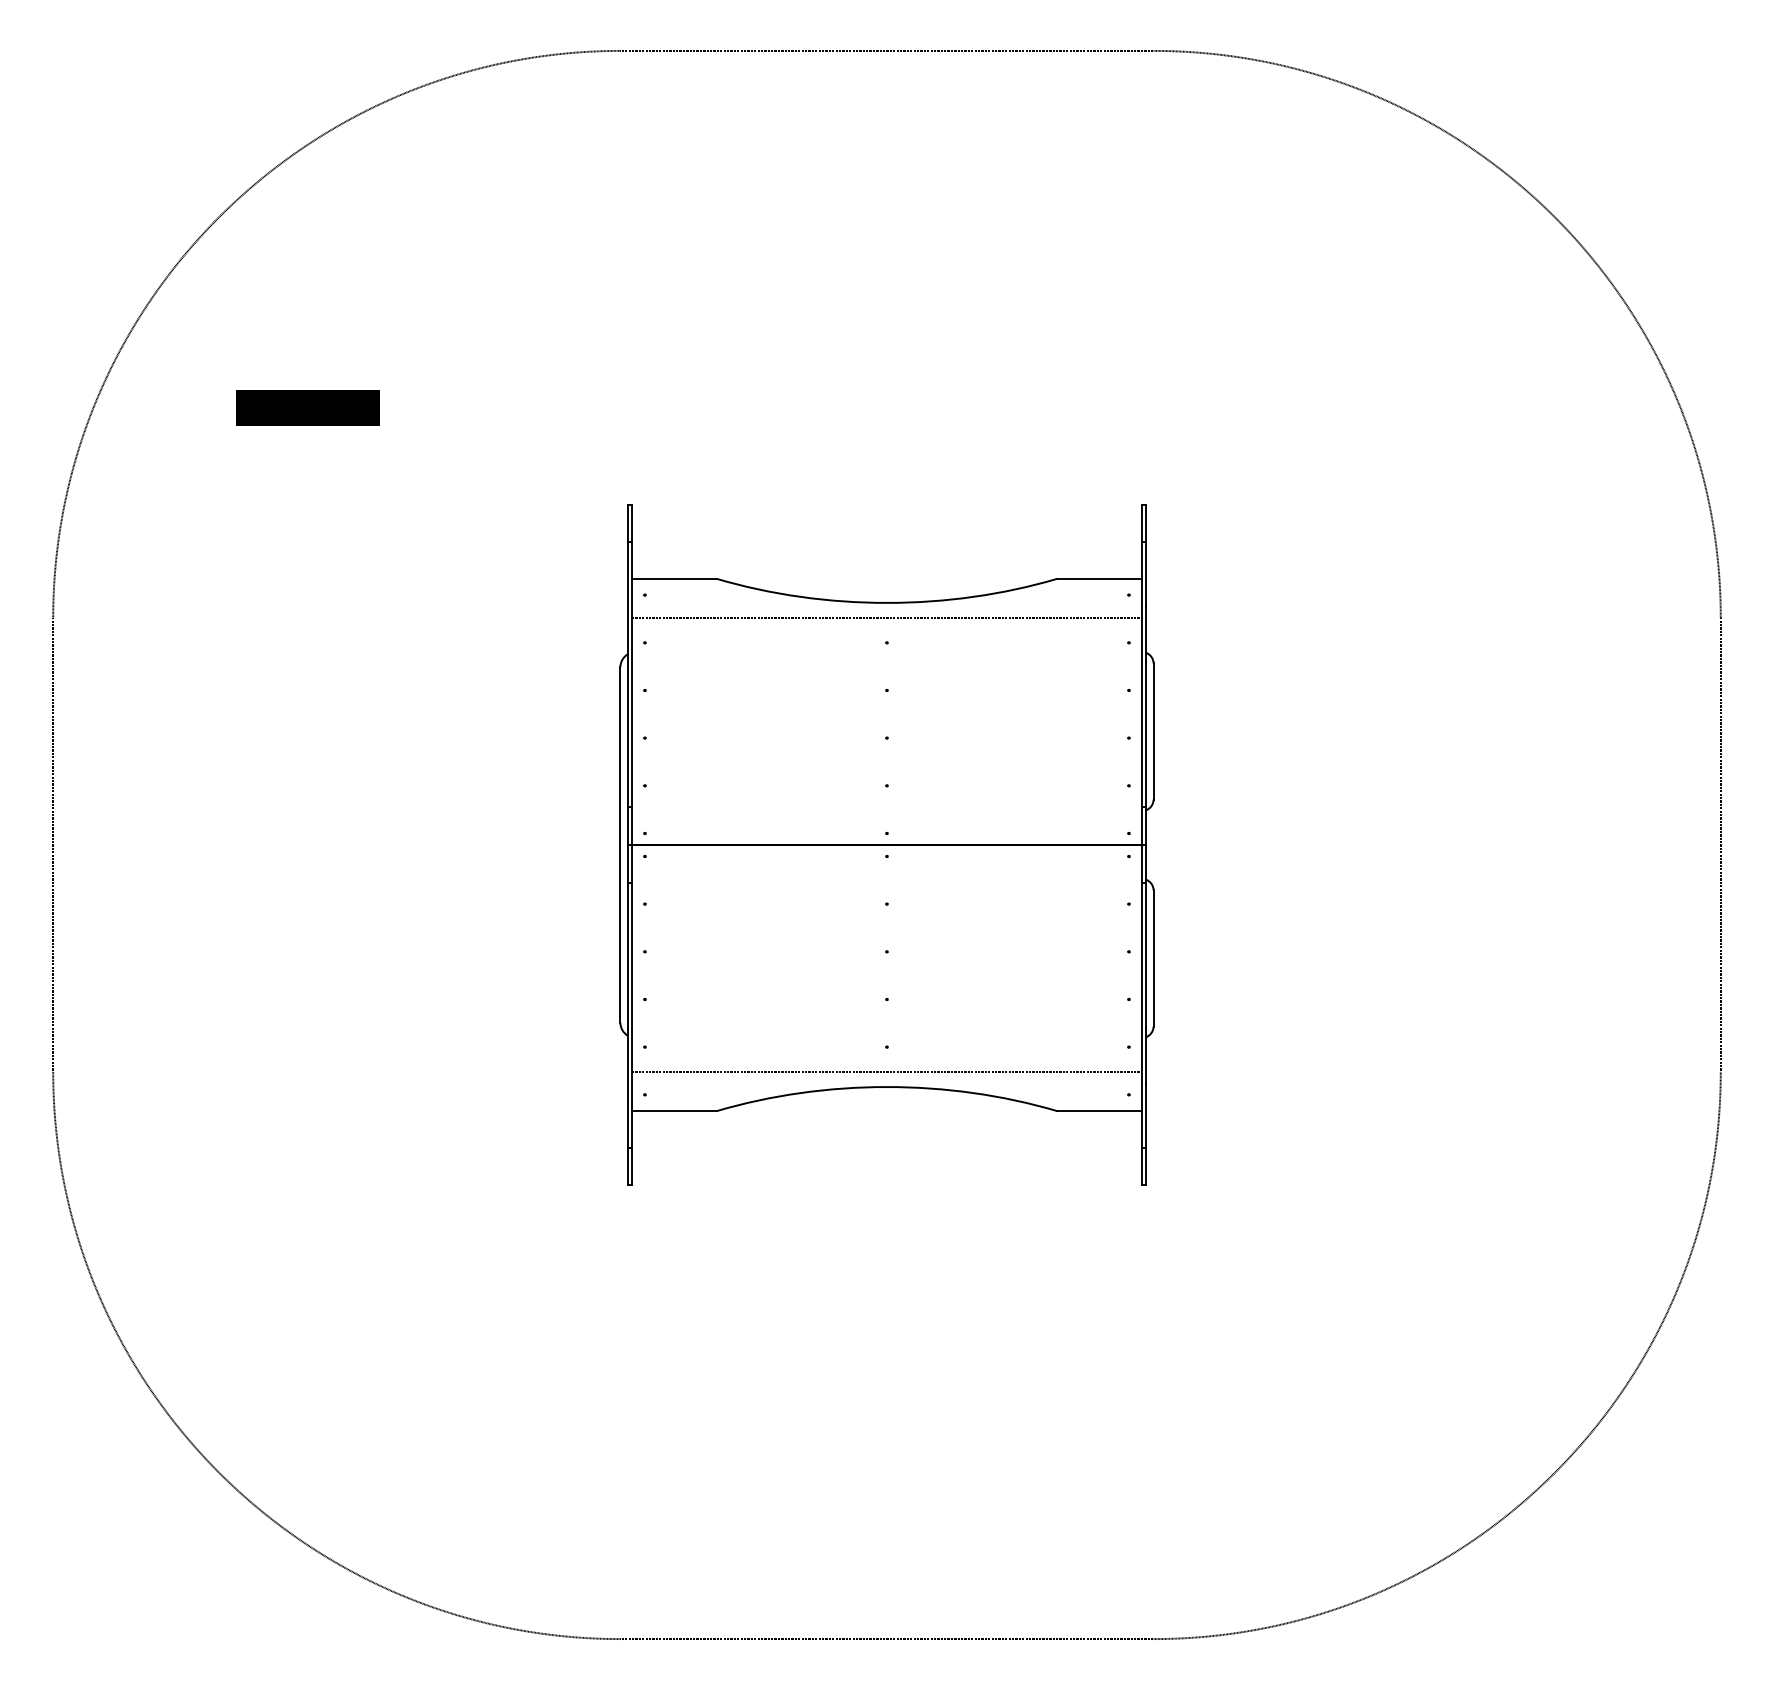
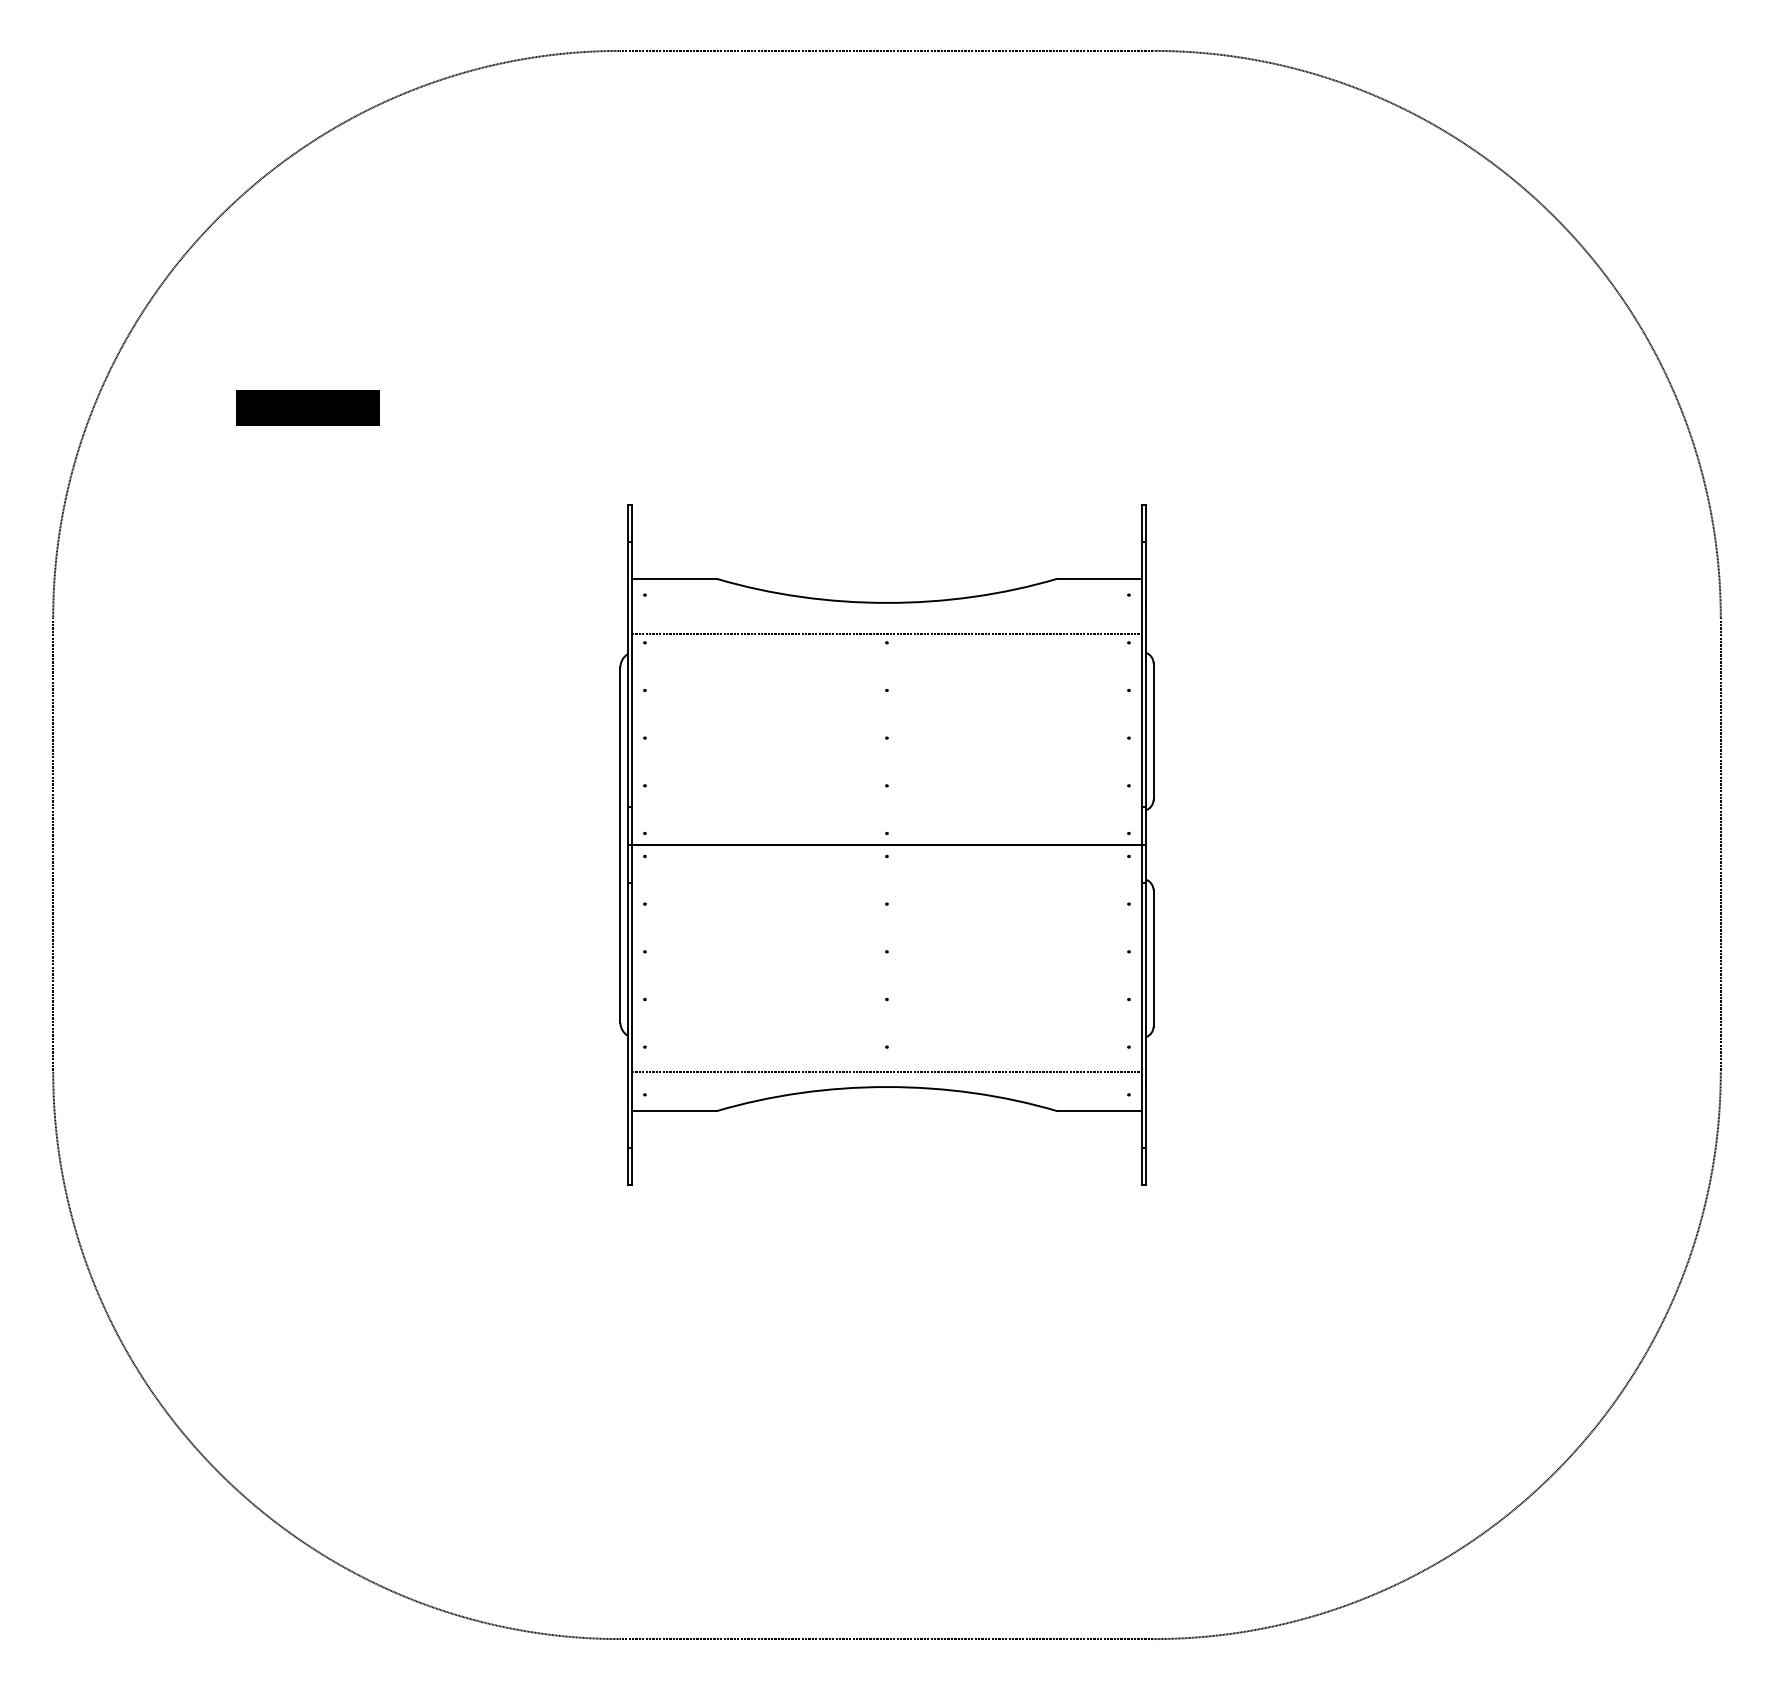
line position: (886, 618) -> (886, 634) (886, 634)
